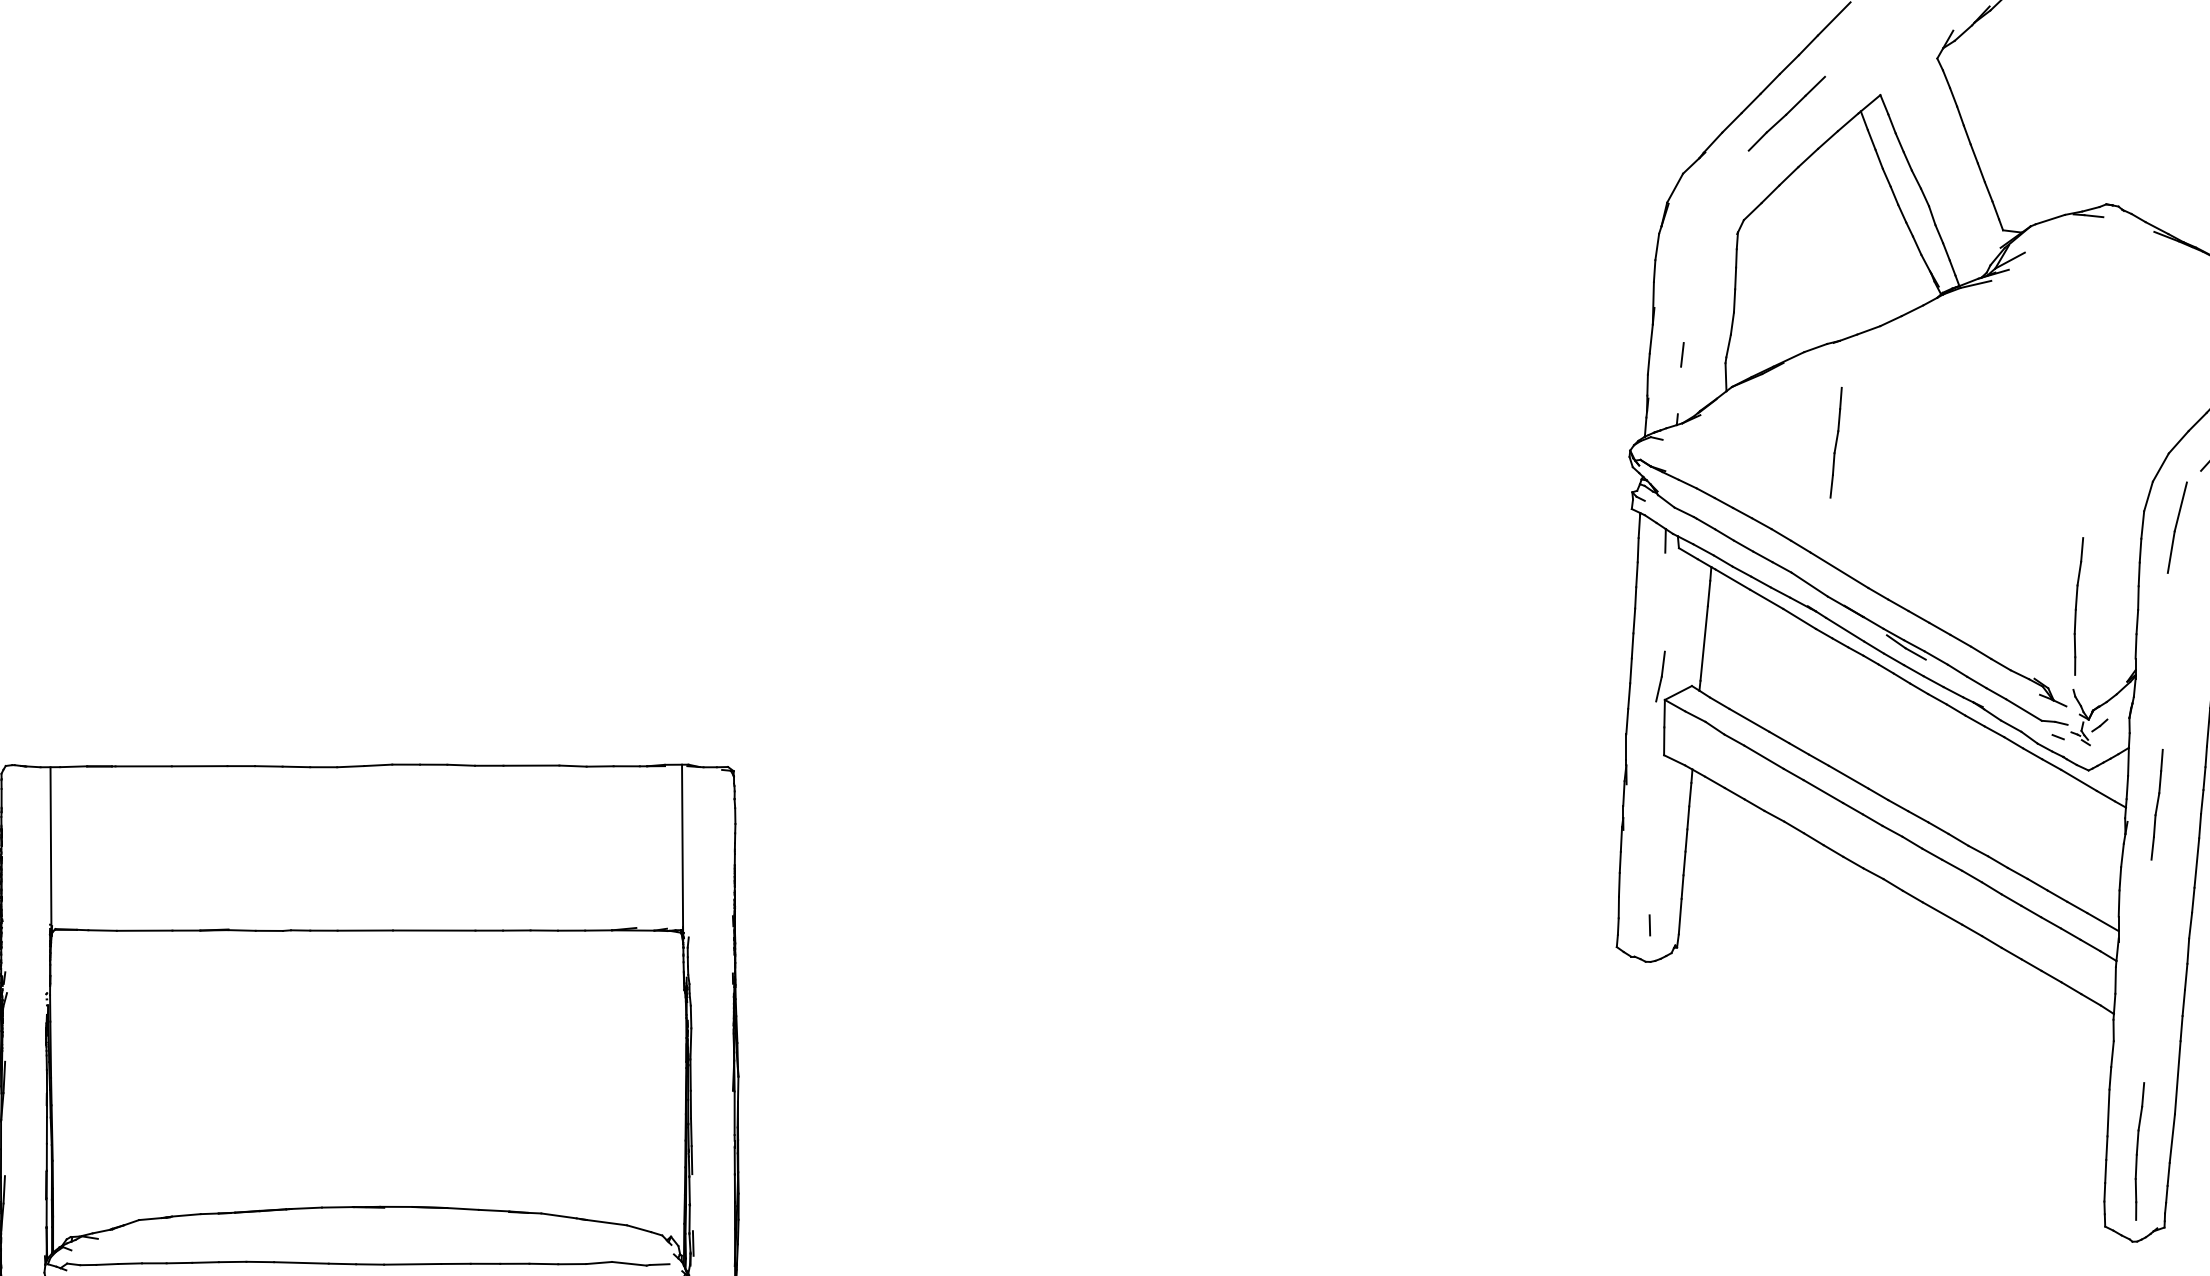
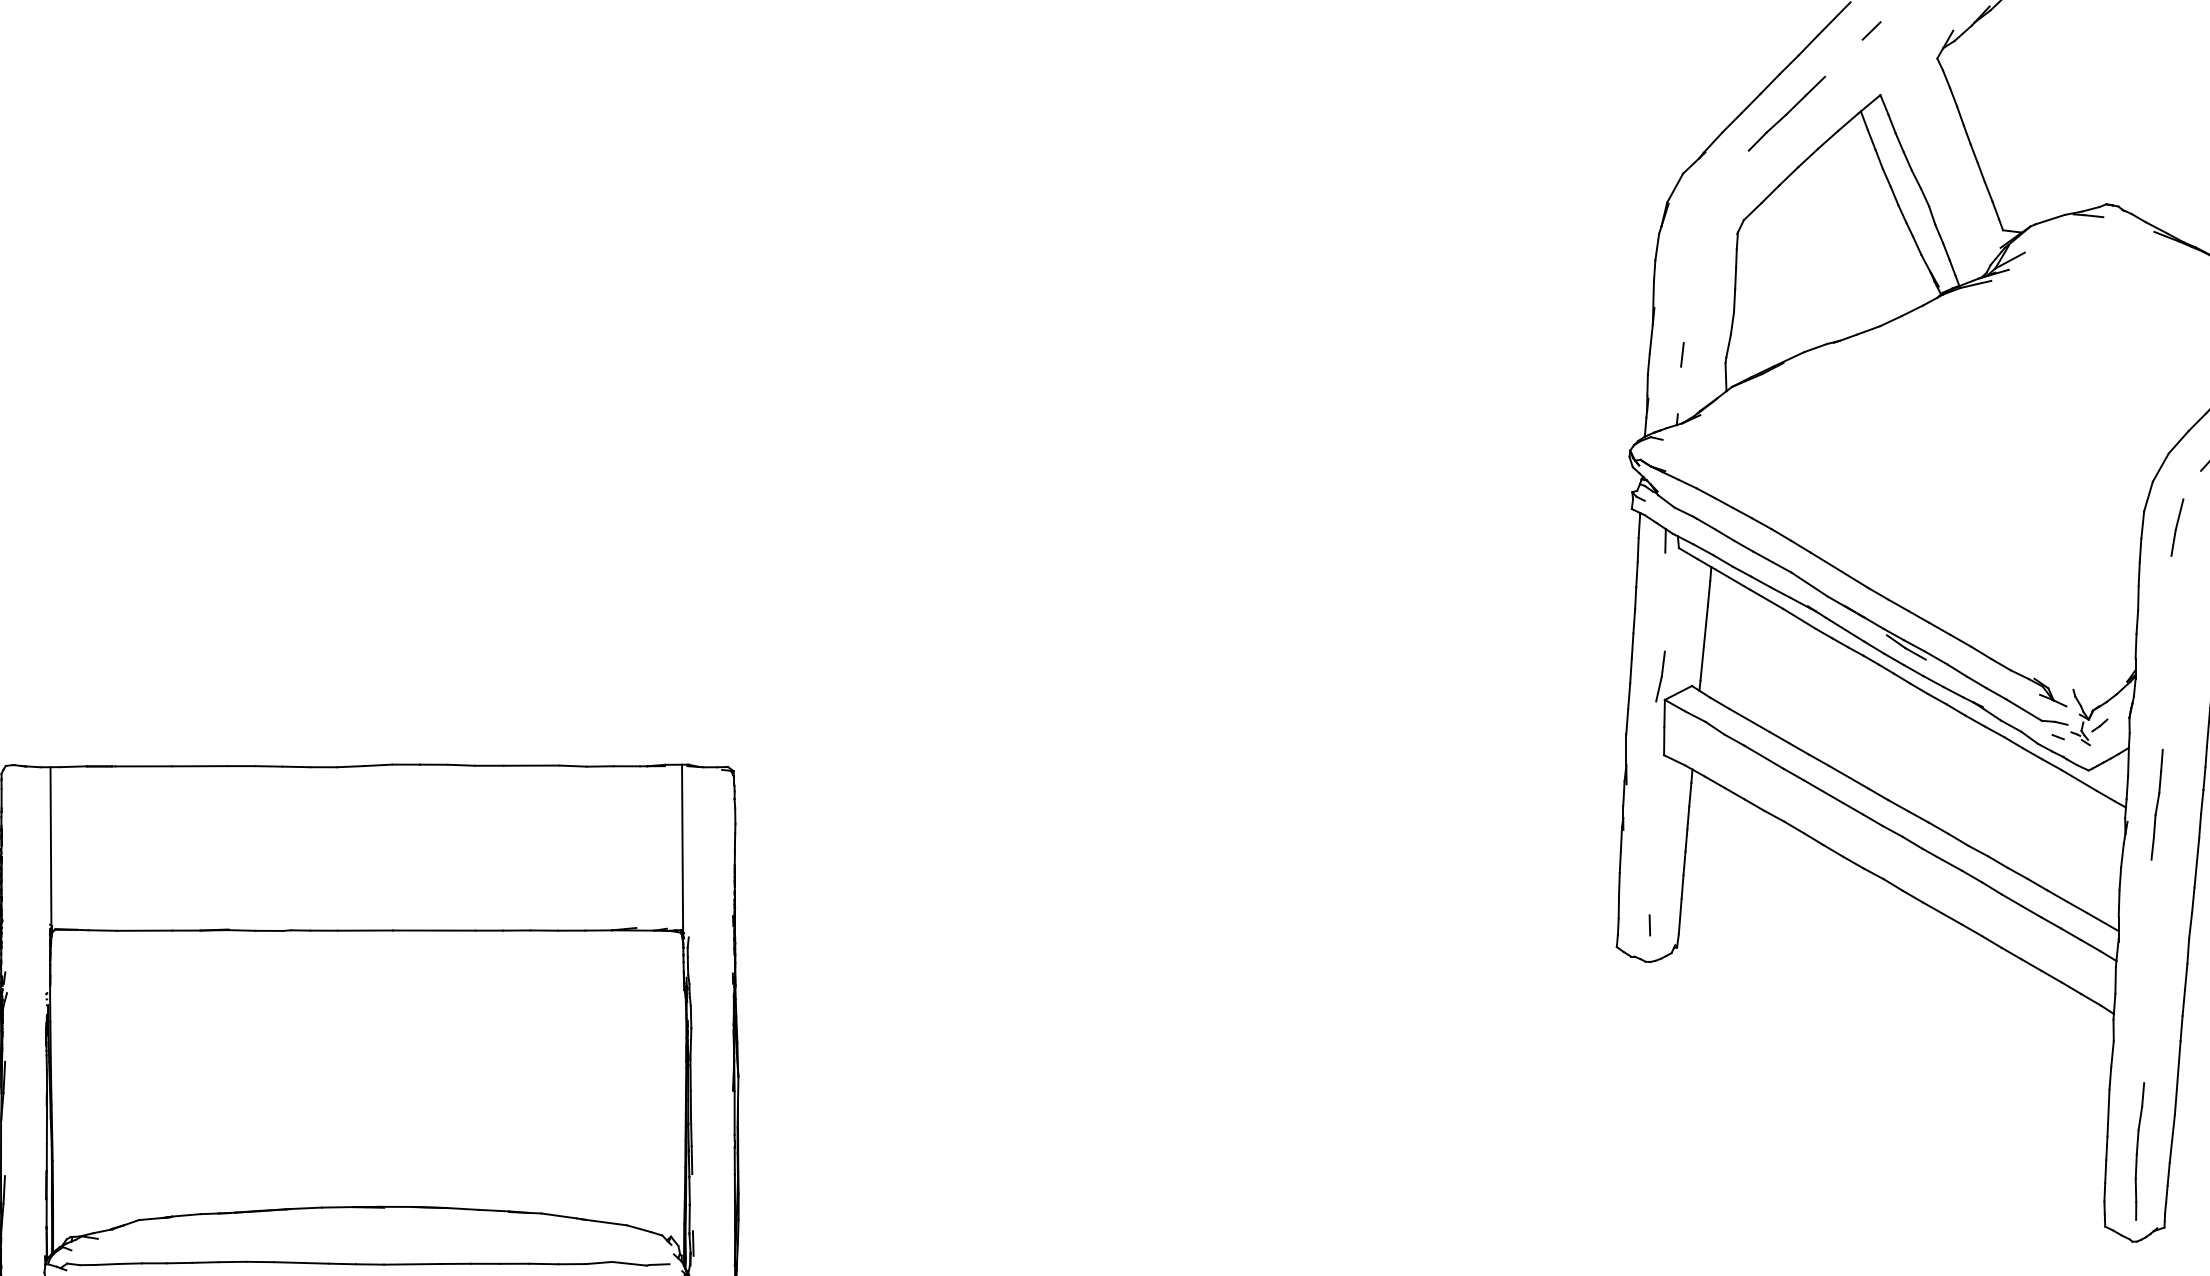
line: none -> present (1871, 30)
part: present -> none (1835, 442)
part size: 22x93 px -> 15x59 px (2177, 527)
part: present -> none (2078, 606)
